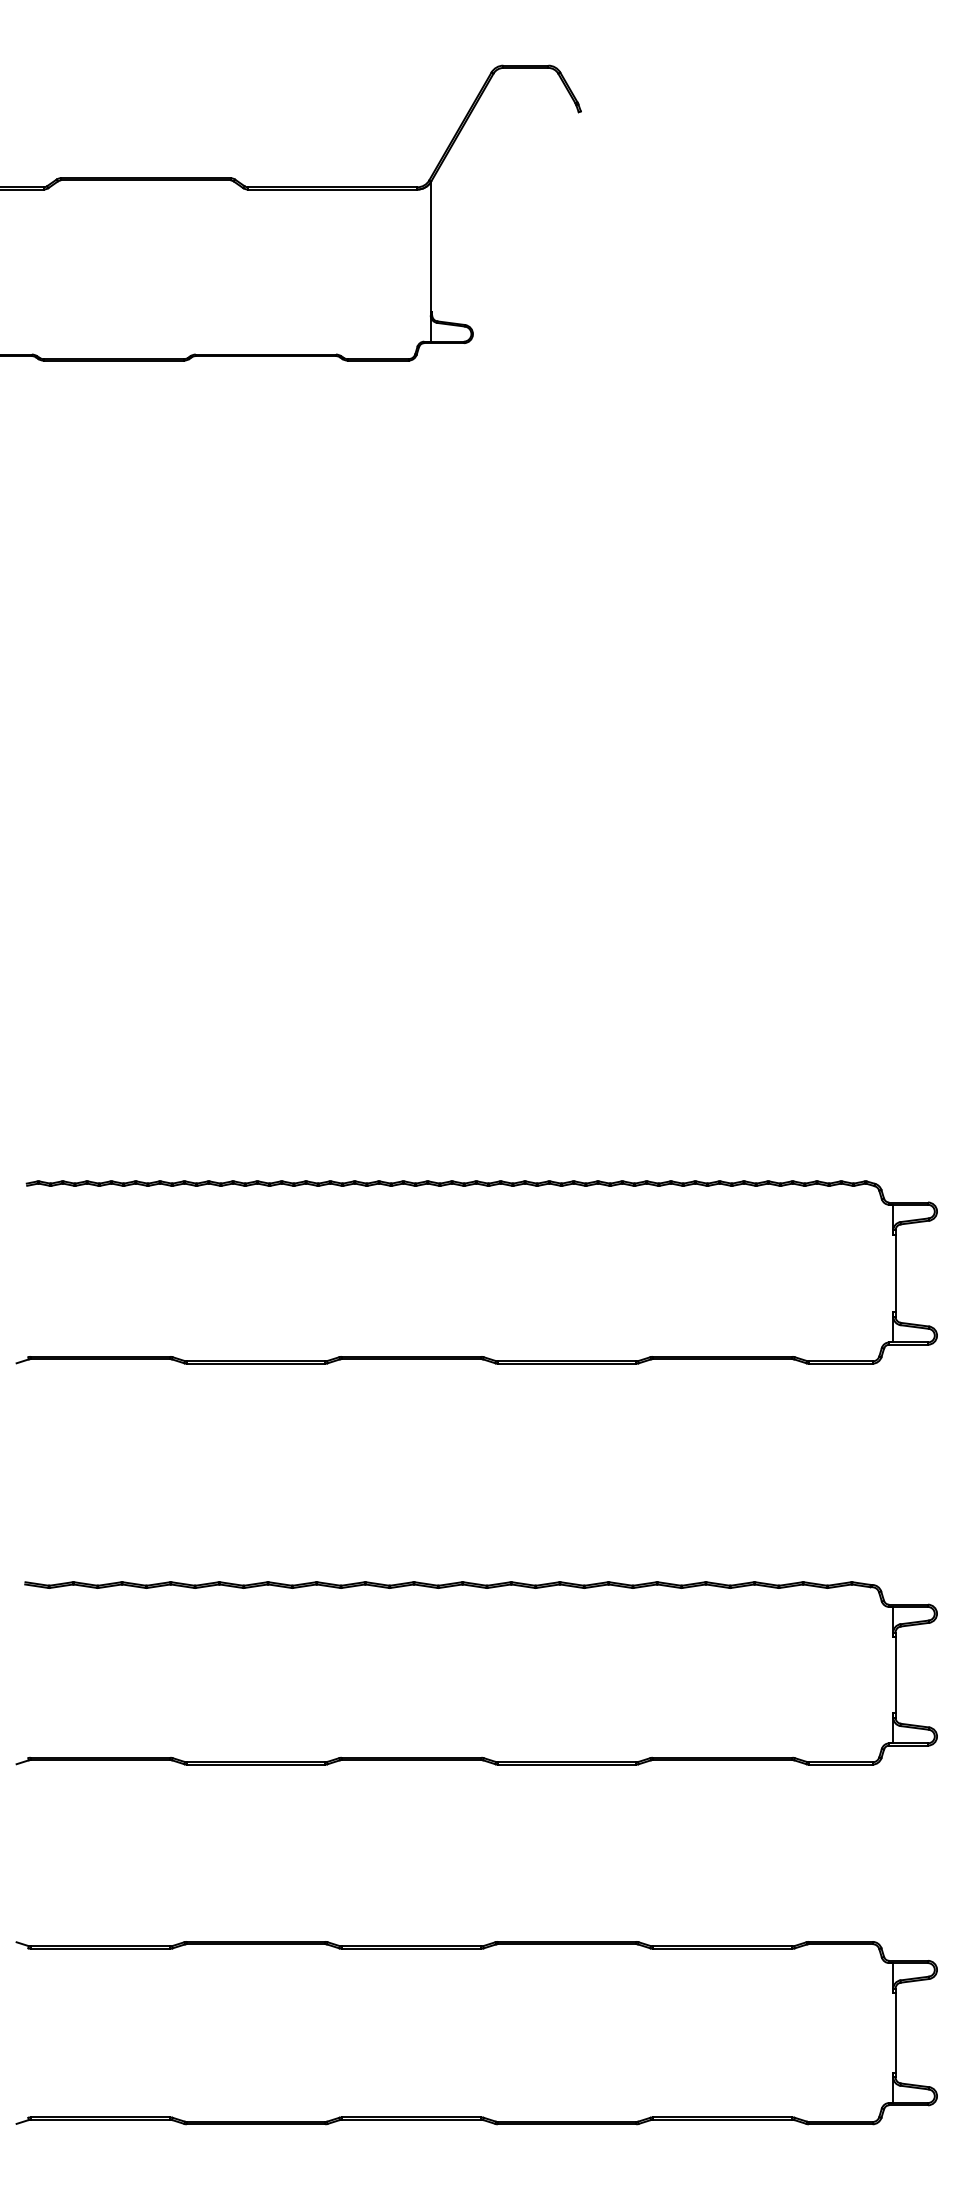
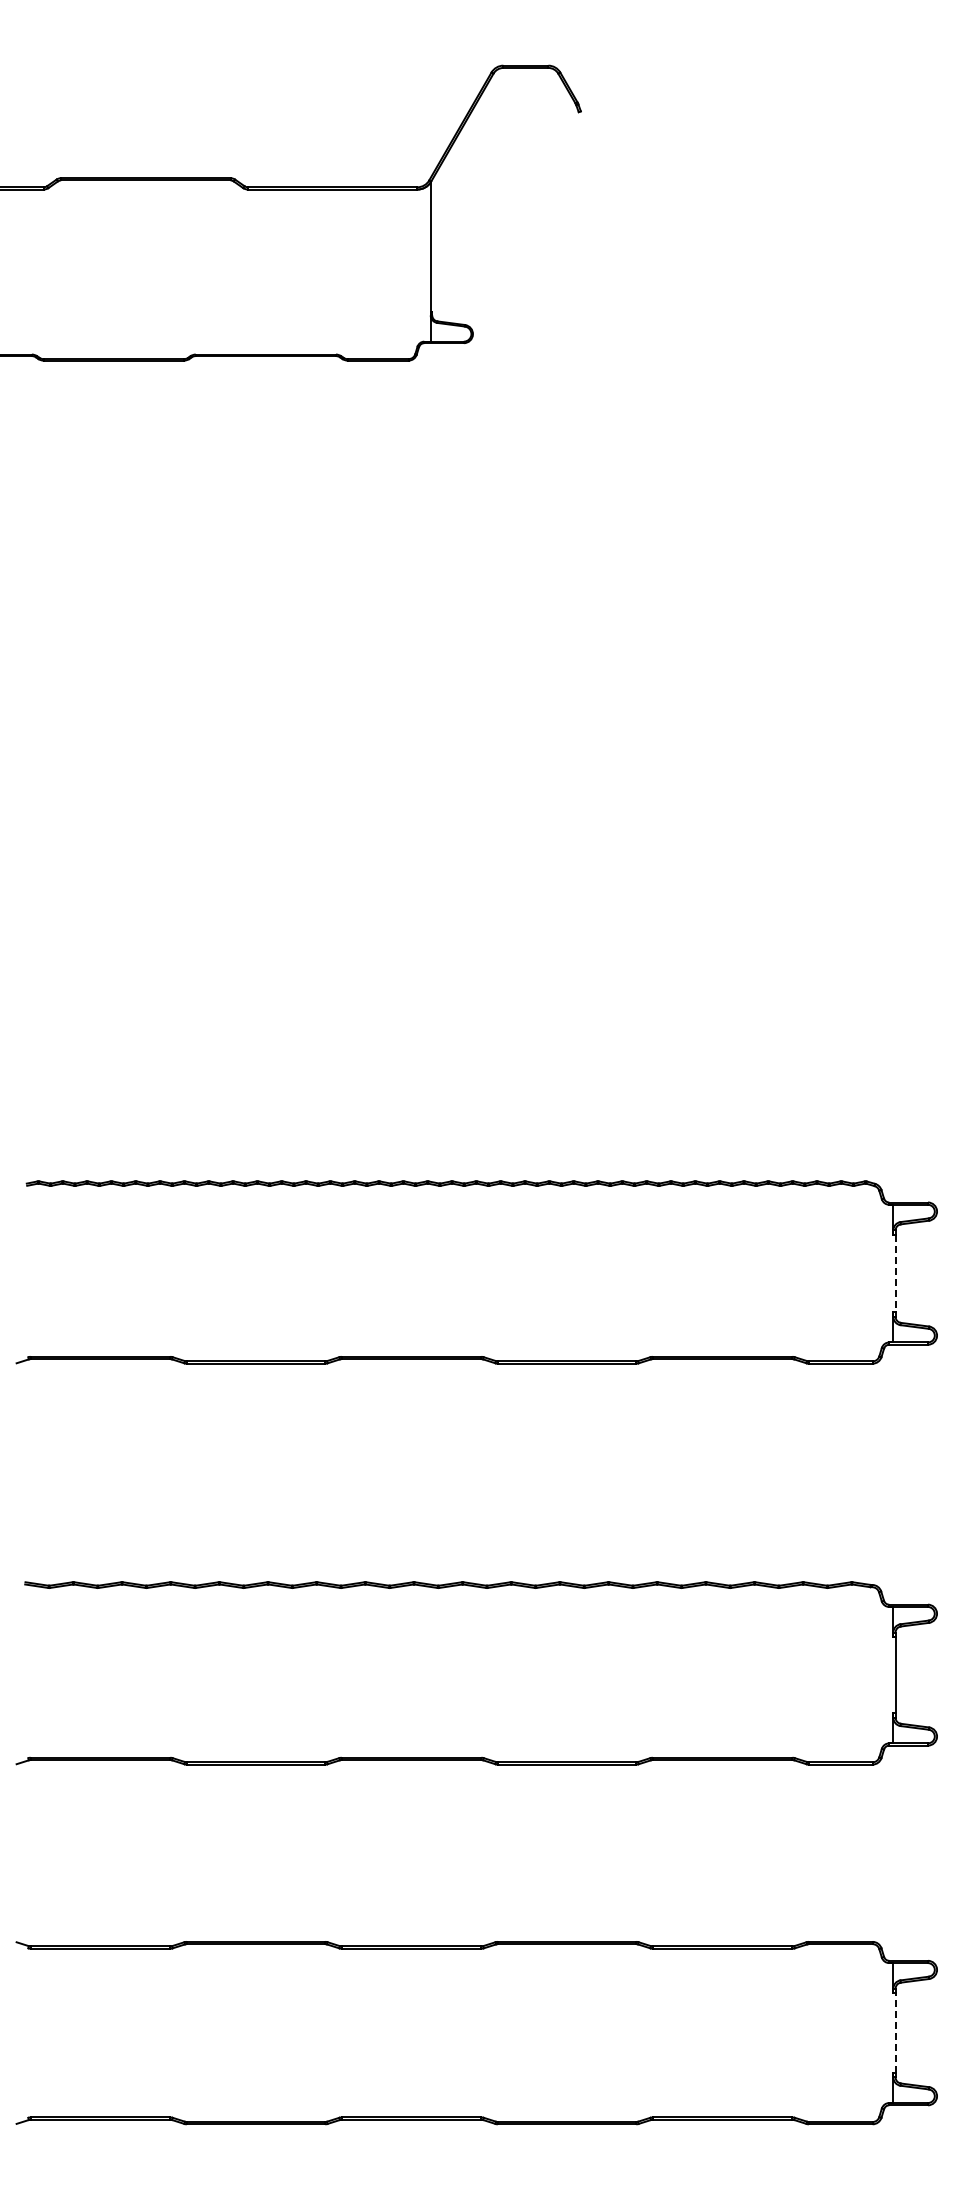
line: solid -> dashed (895, 1273)
line: solid -> dashed (895, 2033)
